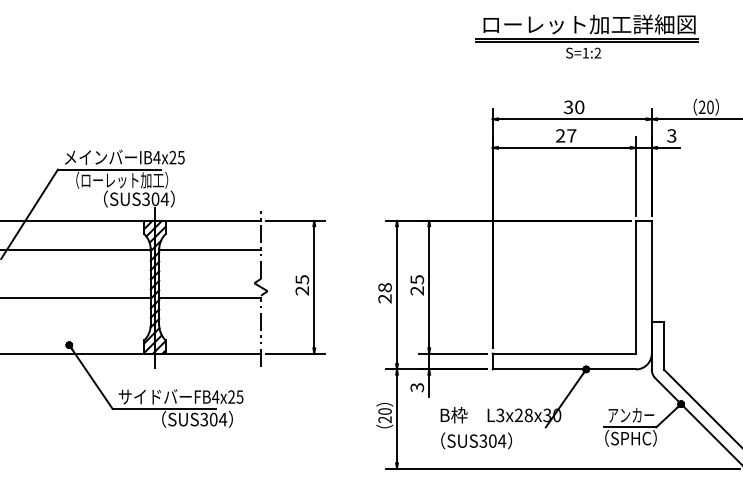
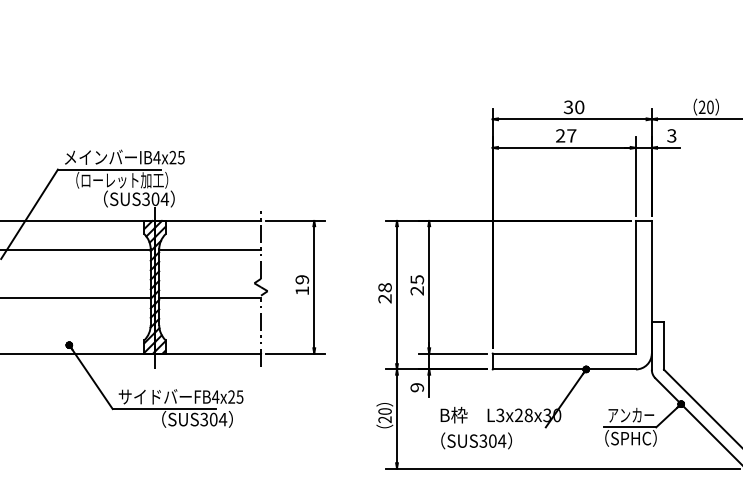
part: present -> none (586, 36)
text: 25 -> 19 (301, 285)
text: 3 -> 9 (416, 387)
